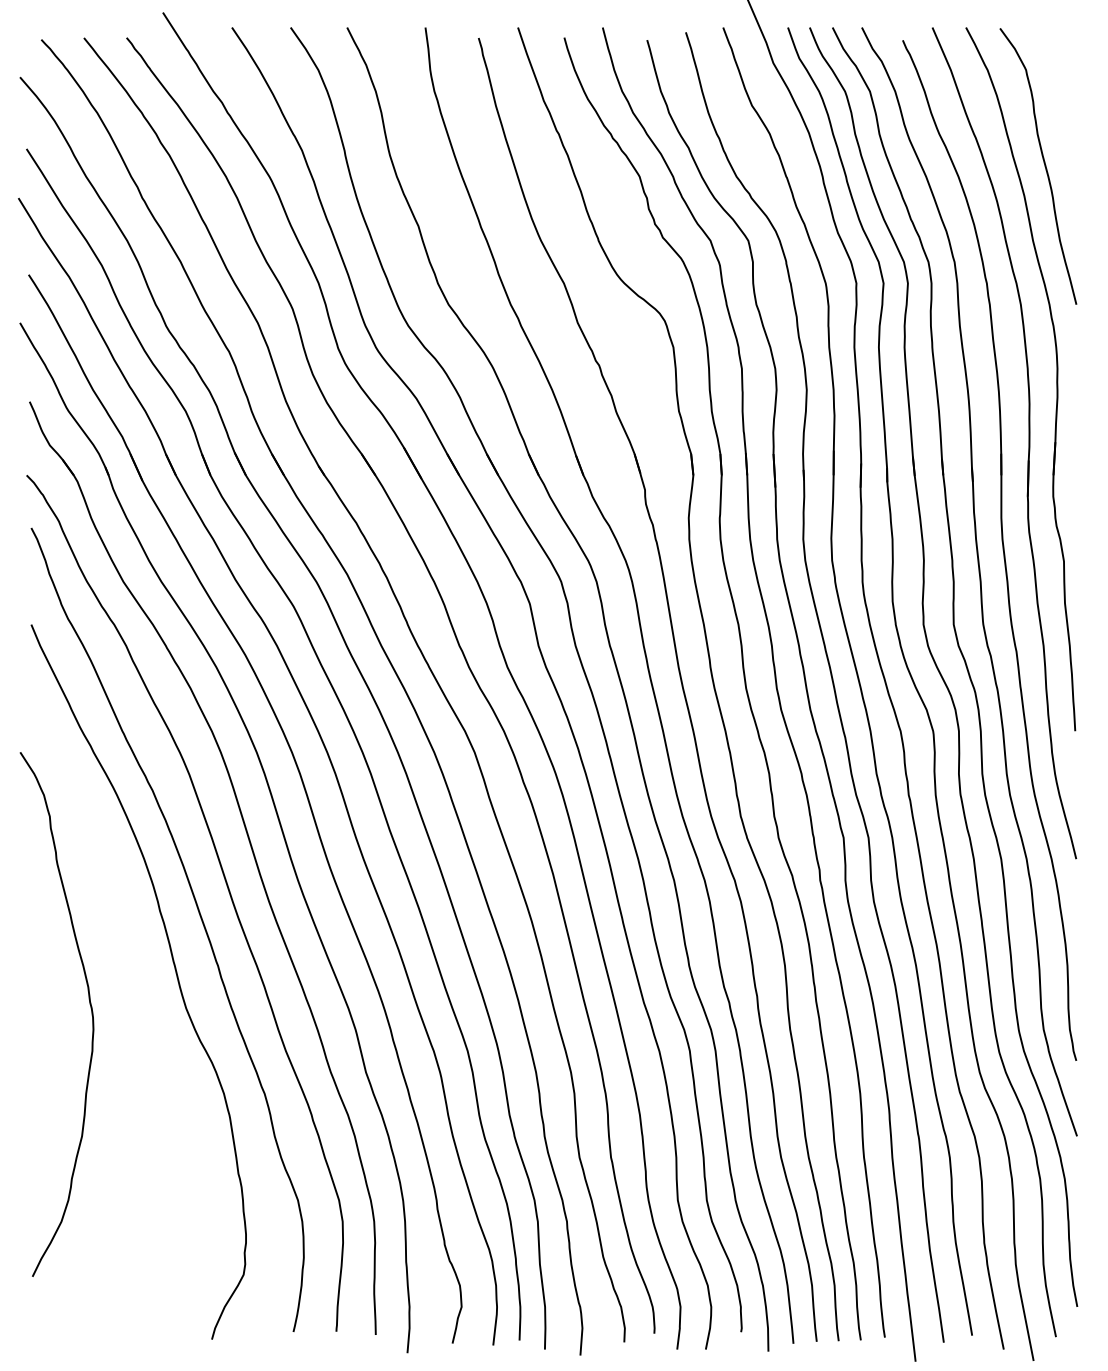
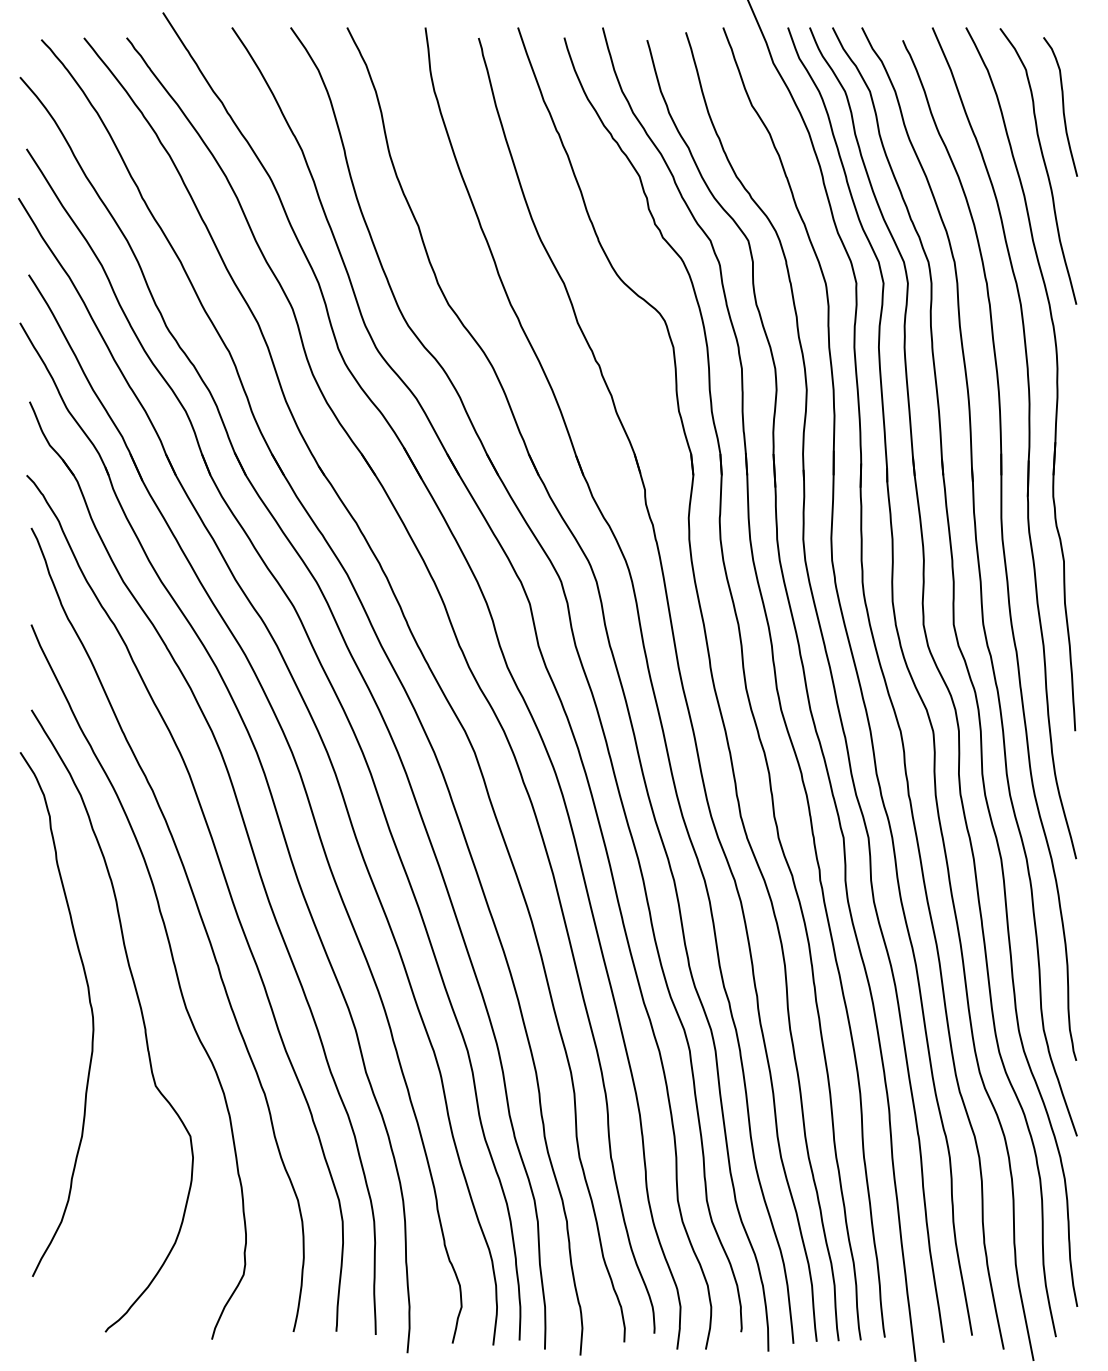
curve: none -> present (1062, 106)
curve: none -> present (141, 1016)
